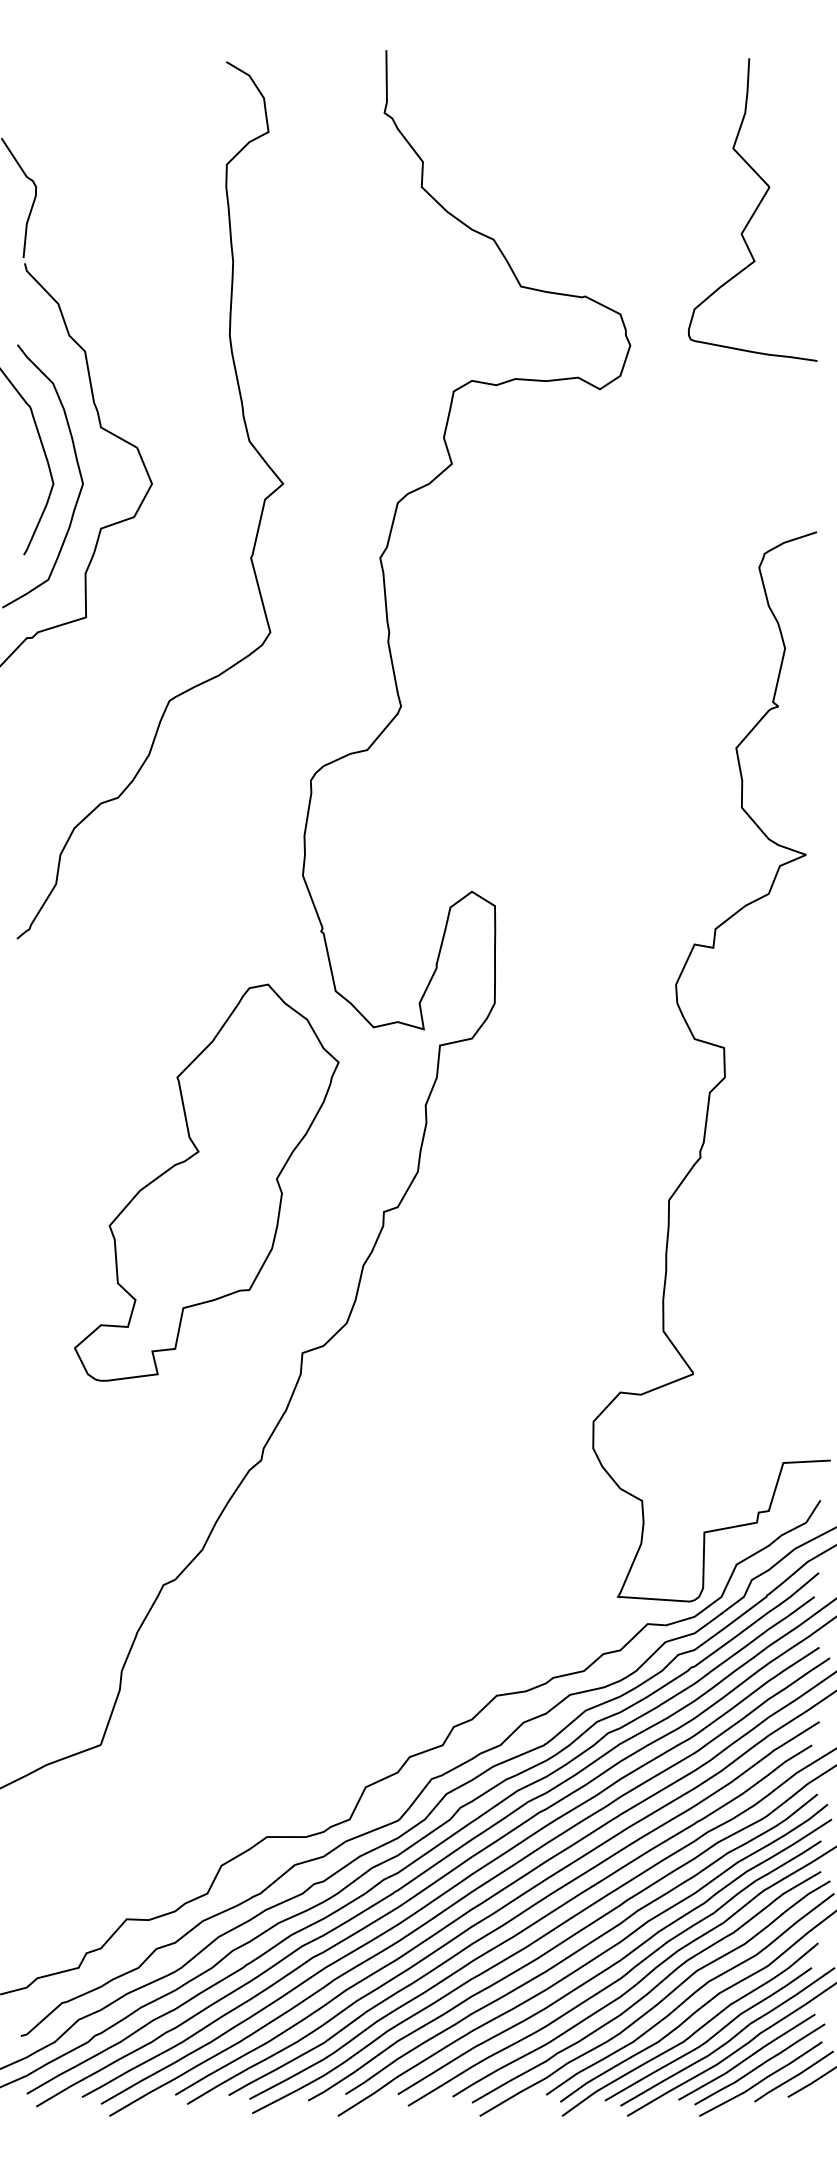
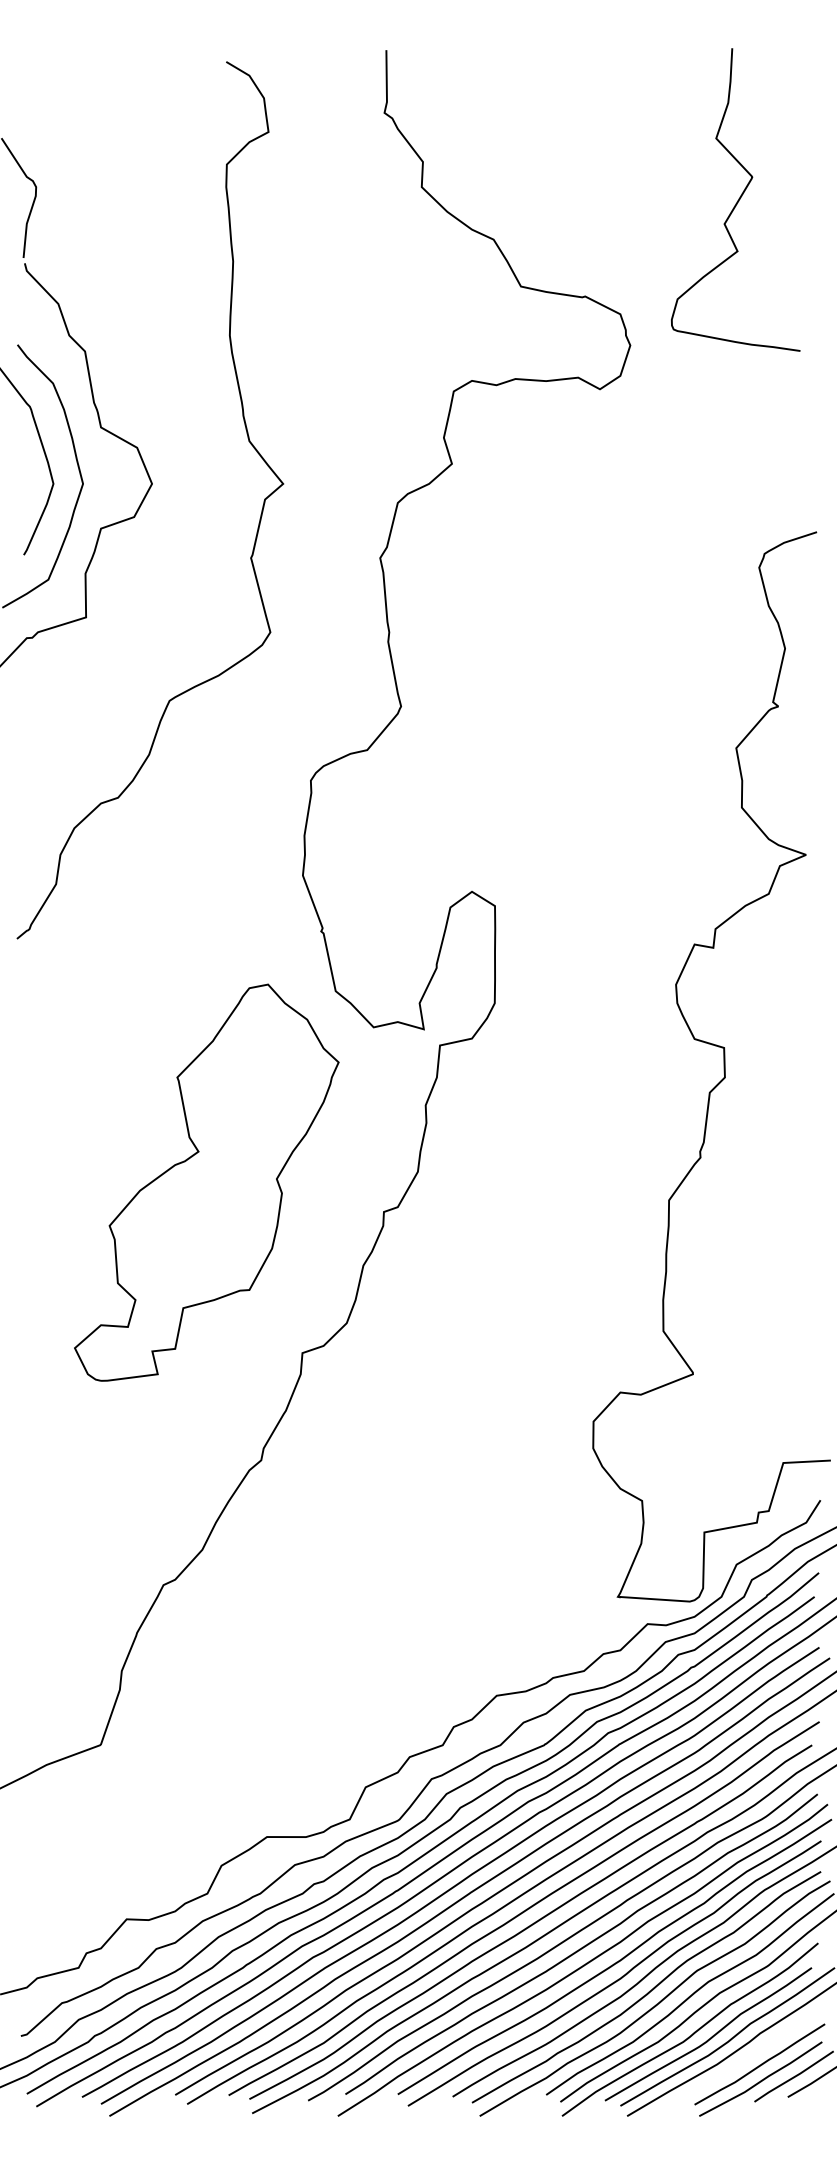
curve position: (754, 210) -> (737, 200) (737, 200)
curve: present -> none (746, 2057)
